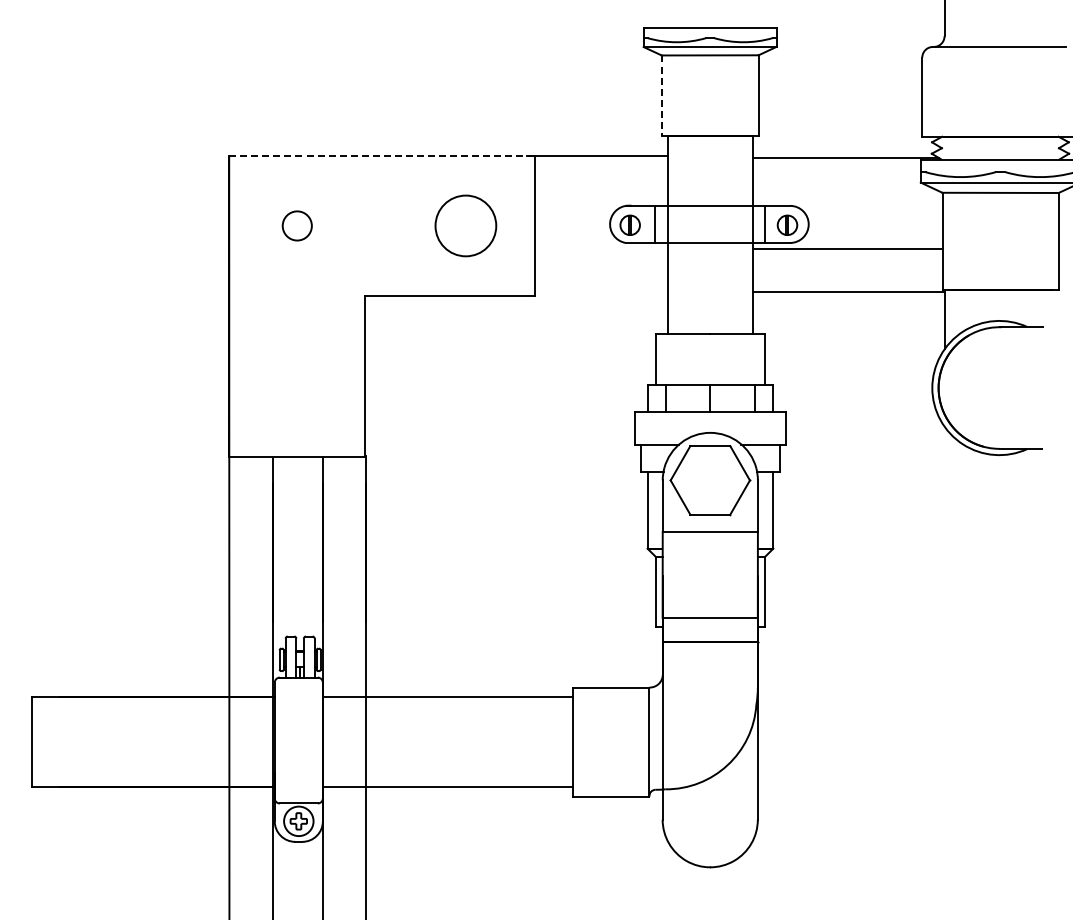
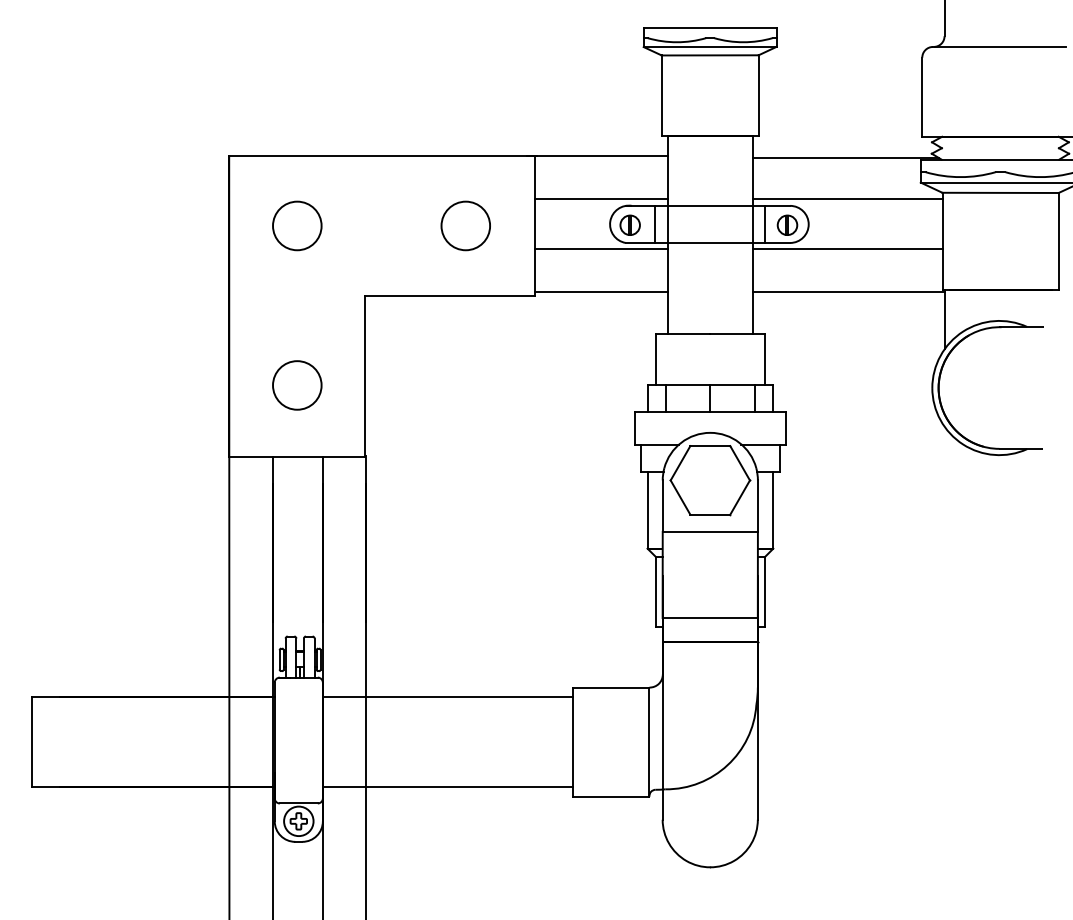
line: dashed -> solid (661, 96)
line: dashed -> solid (383, 156)
line: none -> present (601, 199)
line: none -> present (847, 199)
circle diameter: 29 px -> 49 px (297, 225)
circle size: 64x64 px -> 51x52 px (465, 225)
line: none -> present (601, 249)
line: none -> present (601, 292)
circle: none -> present (297, 385)
